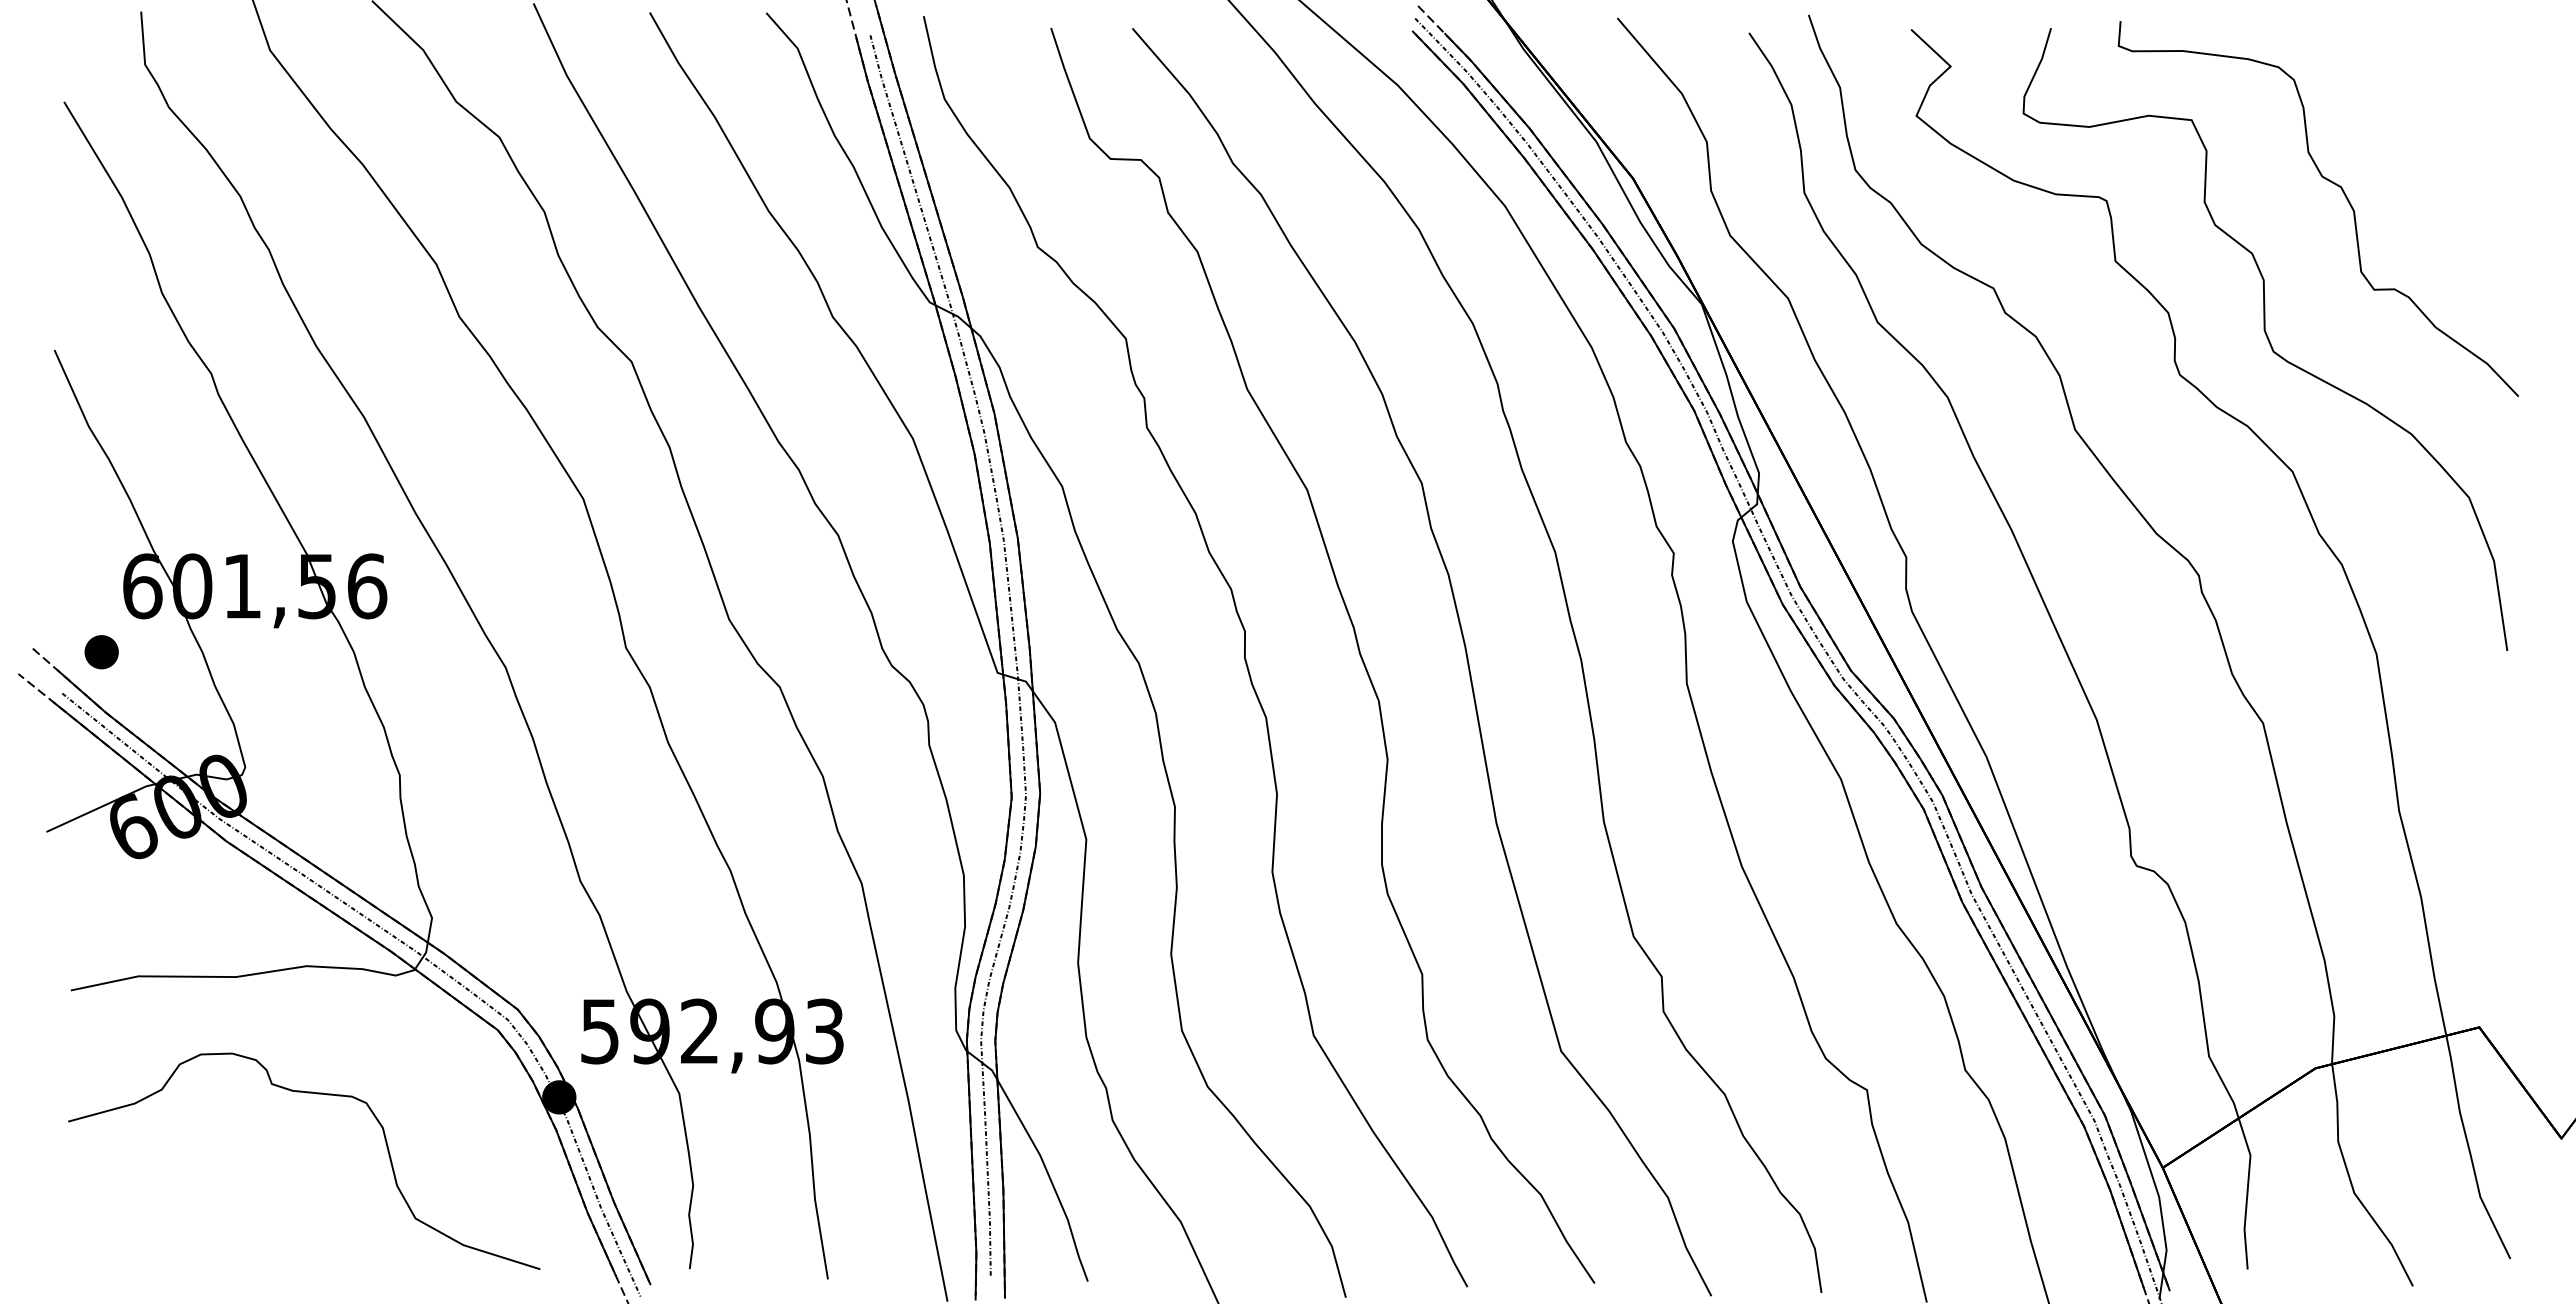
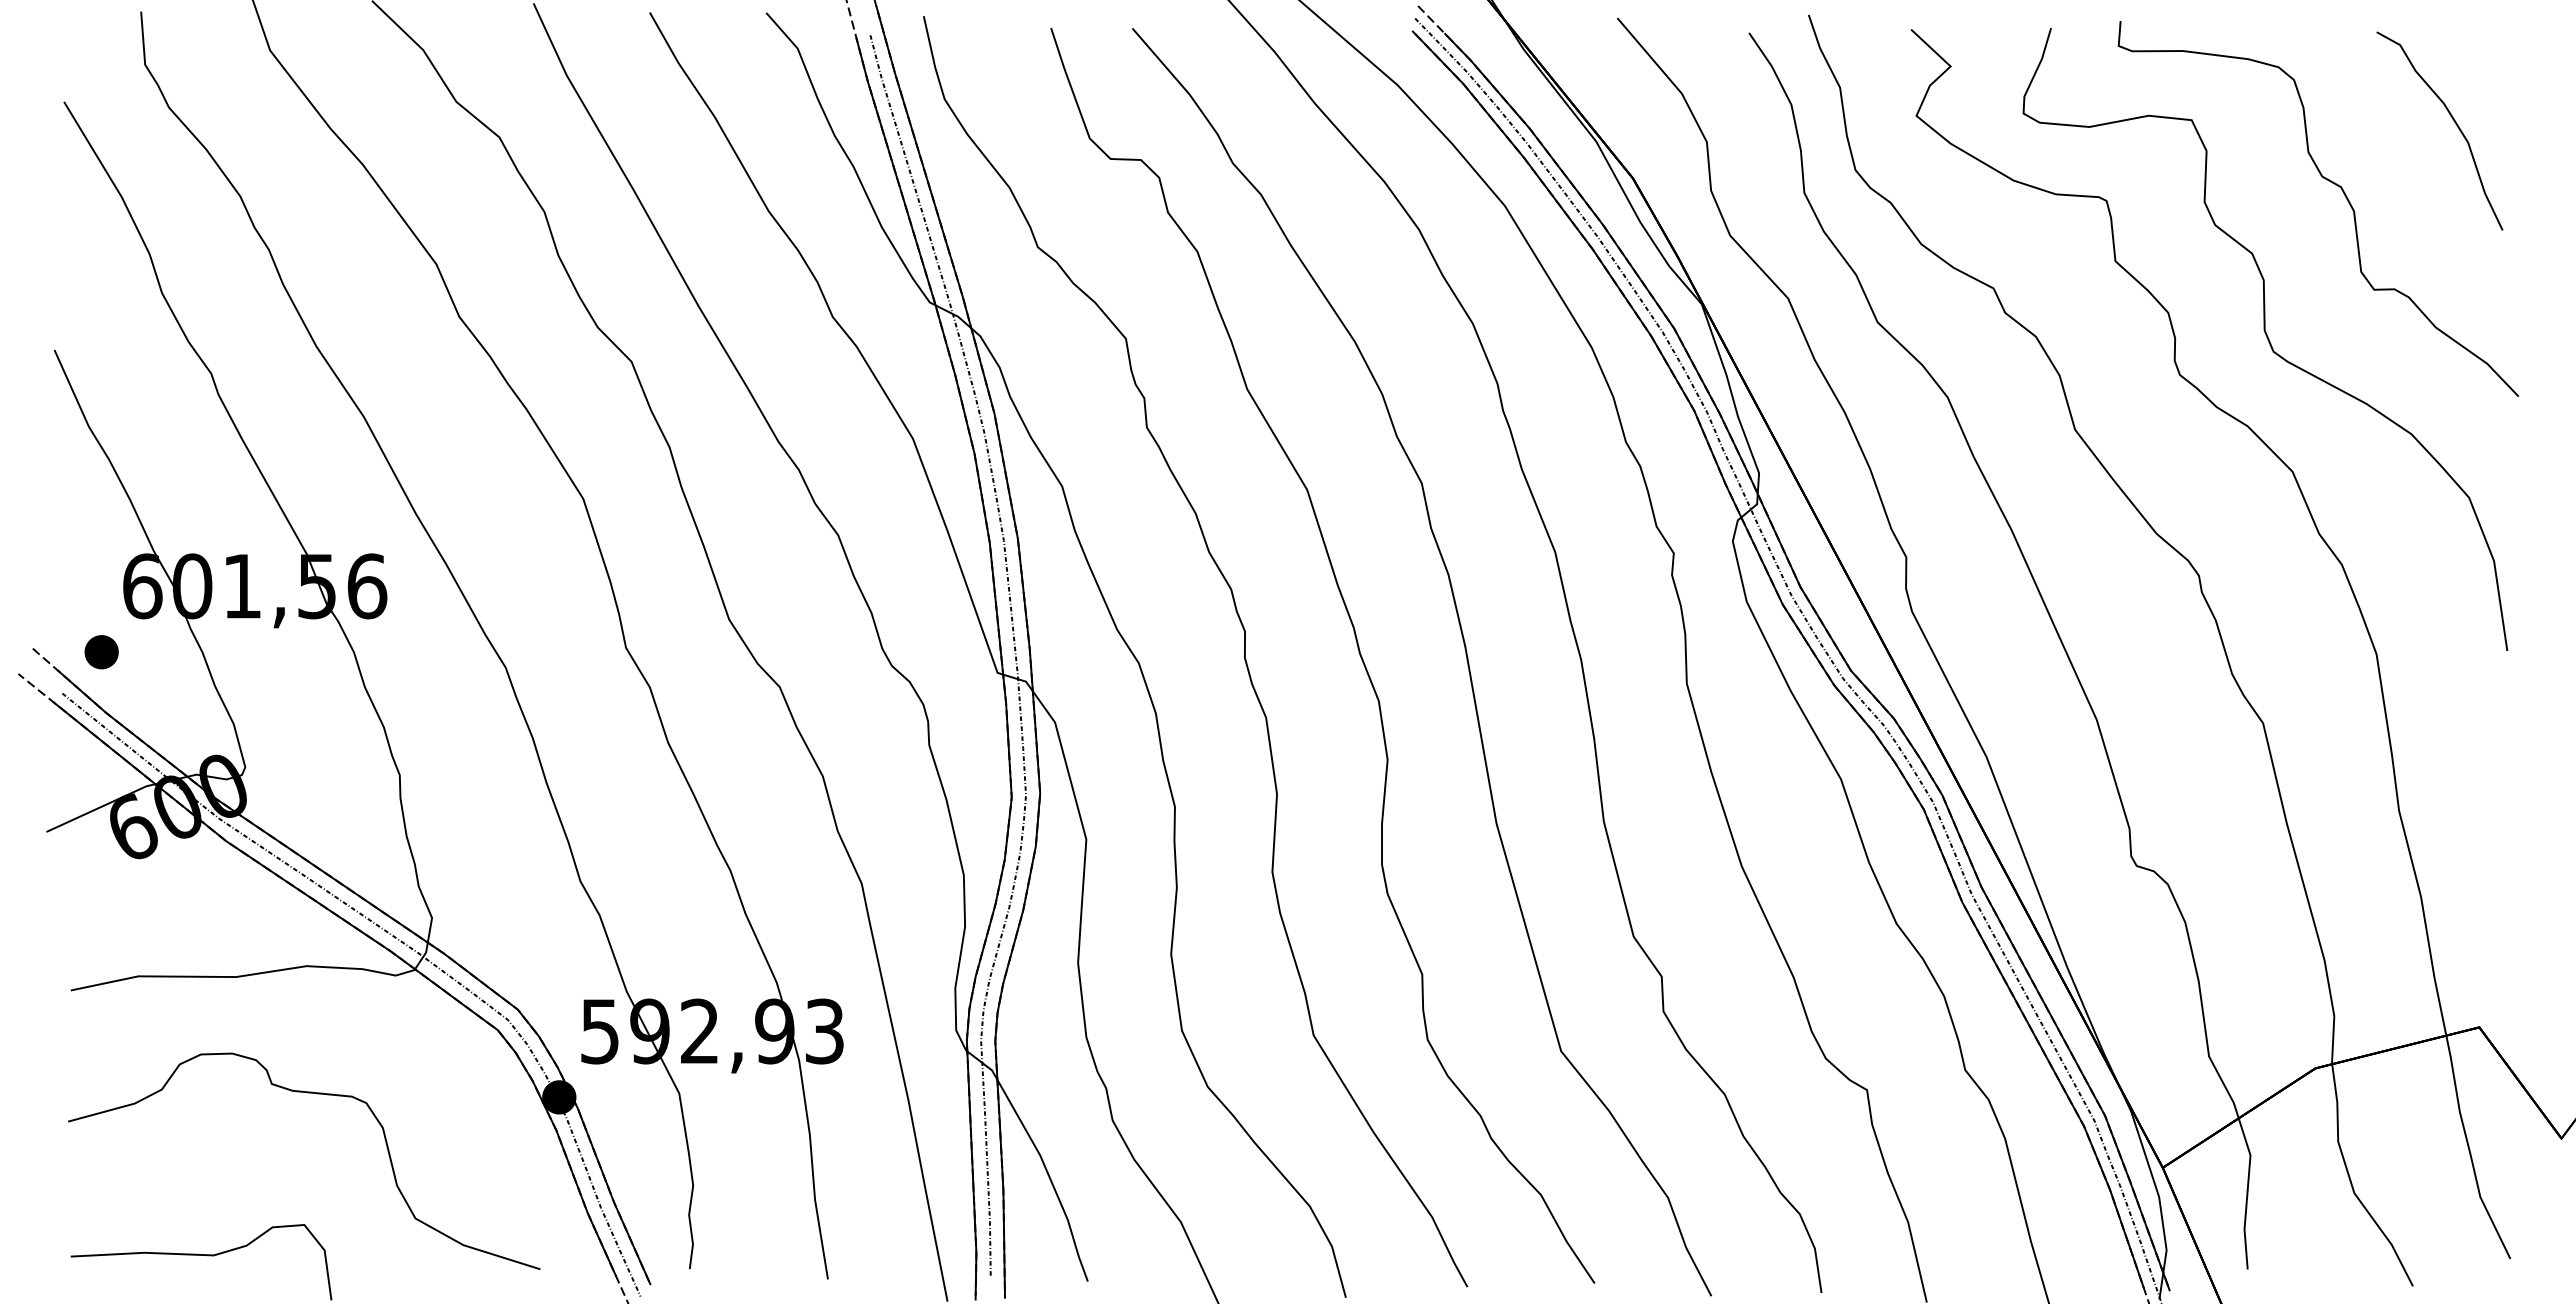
part: none -> present (2453, 121)
curve: none -> present (201, 1255)
